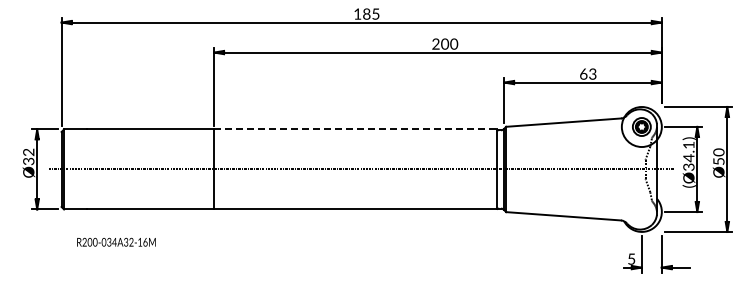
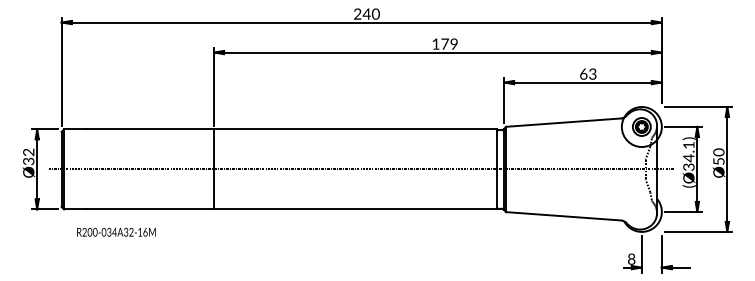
text: 185 -> 240 (366, 13)
text: 200 -> 179 (445, 43)
line: dashed -> solid (355, 129)
text position: (116, 241) -> (116, 231) (116, 231)
text: 5 -> 8 (631, 258)
